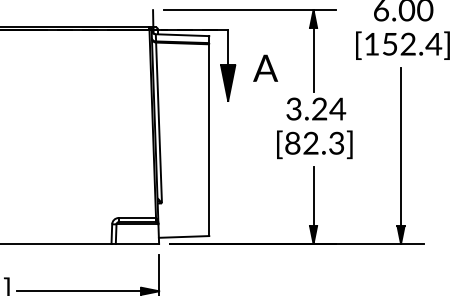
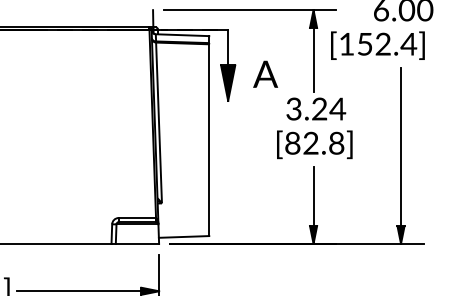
text position: (402, 45) -> (377, 45) (377, 45)
text position: (265, 67) -> (265, 73) (265, 73)
text: [82.3] -> [82.8] (336, 143)
